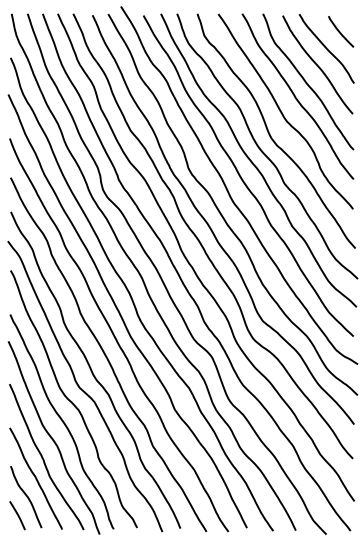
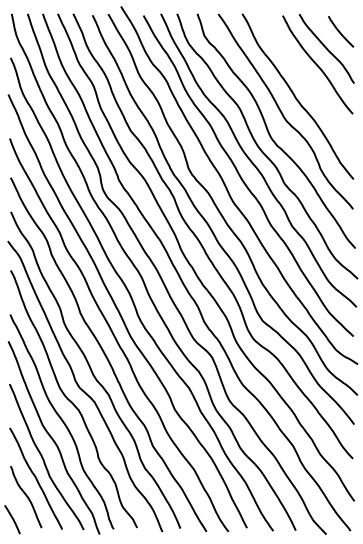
curve: present -> none (307, 82)
line position: (17, 515) -> (12, 519) (12, 519)
